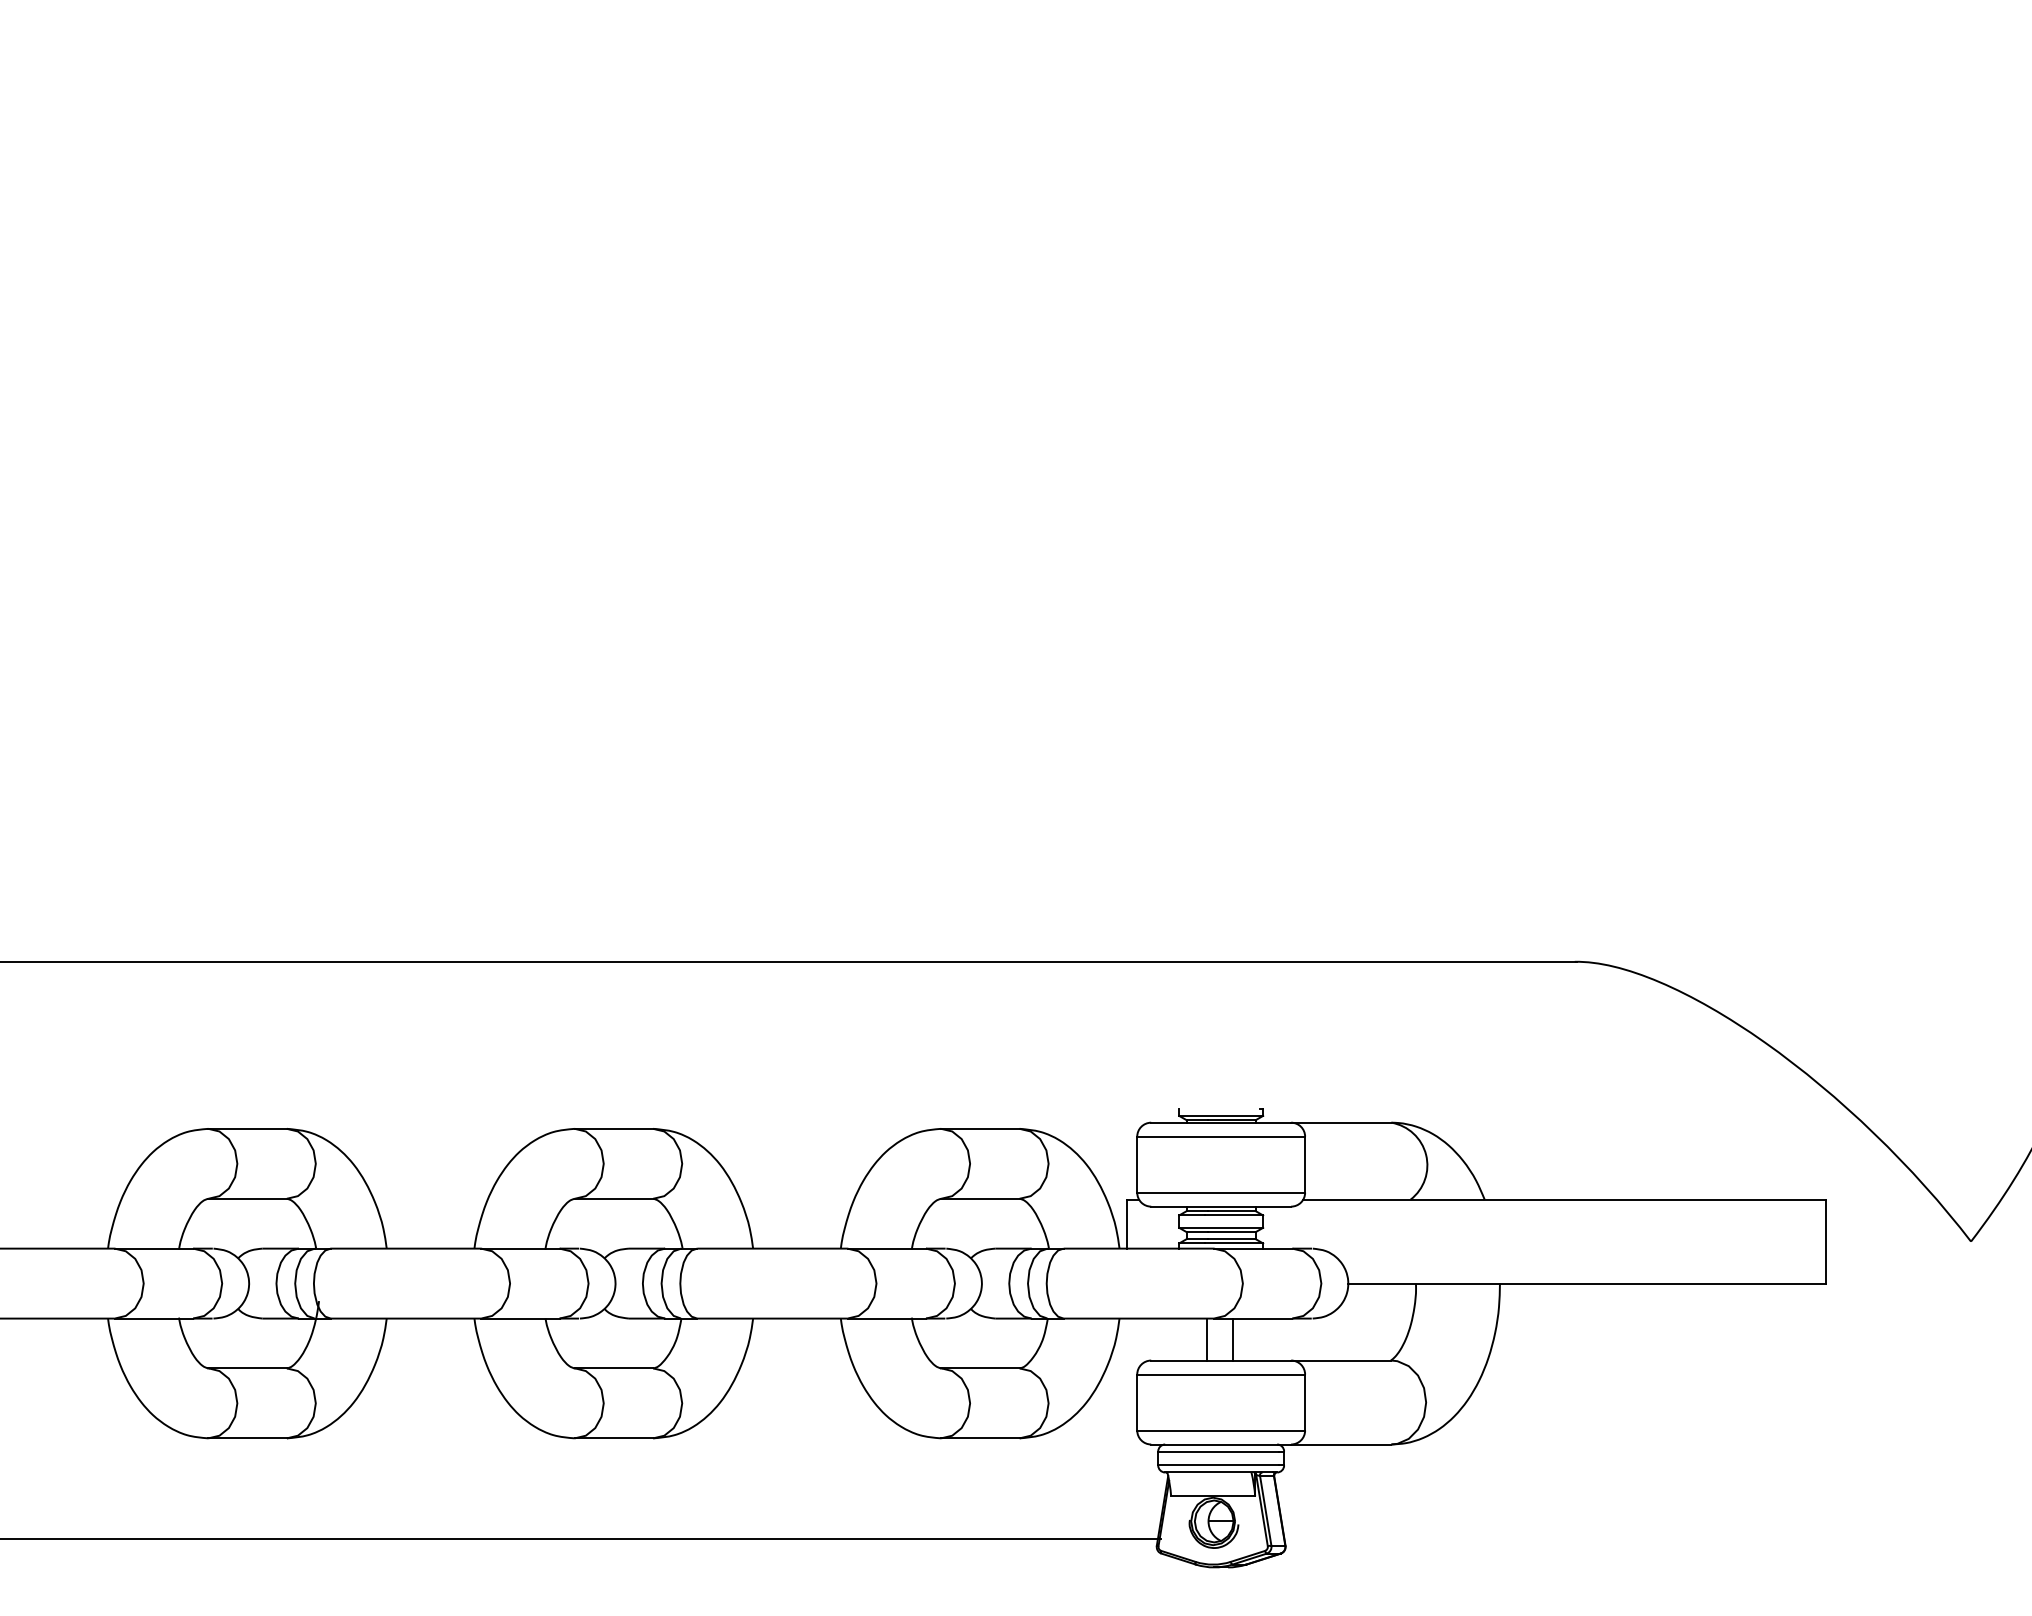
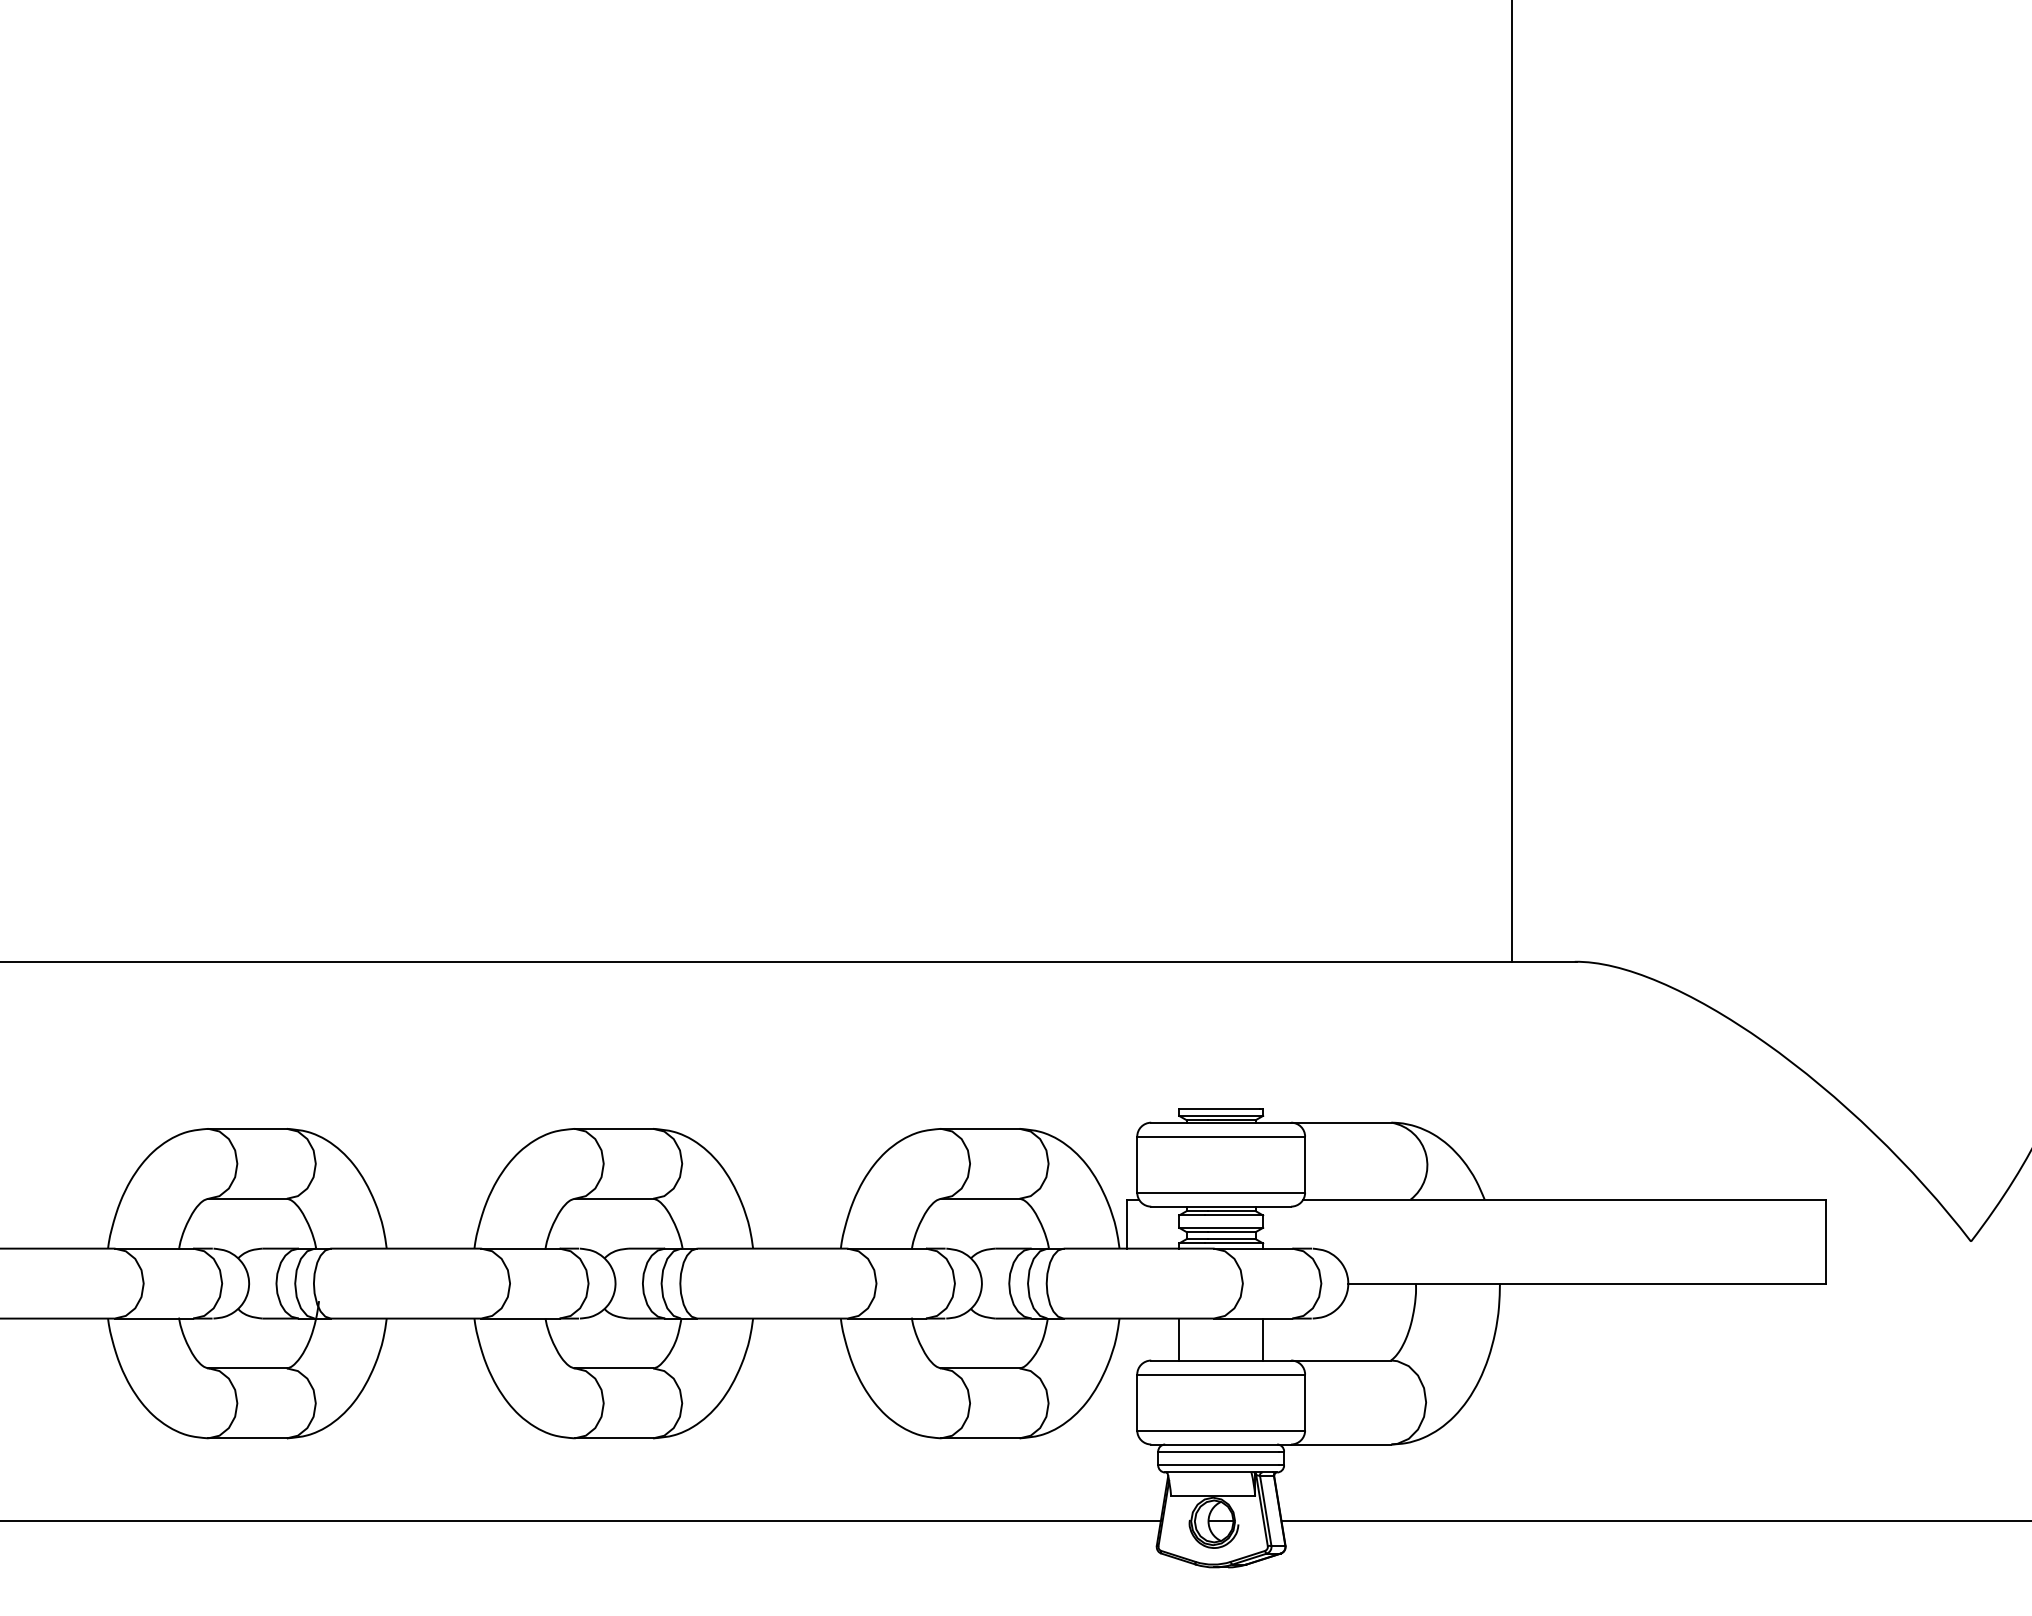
line: none -> present (1511, 481)
line: none -> present (1219, 1108)
line position: (1207, 1339) -> (1179, 1339) (1179, 1339)
line position: (1233, 1339) -> (1263, 1339) (1263, 1339)
line: none -> present (1654, 1521)
line position: (581, 1539) -> (581, 1521) (581, 1521)
